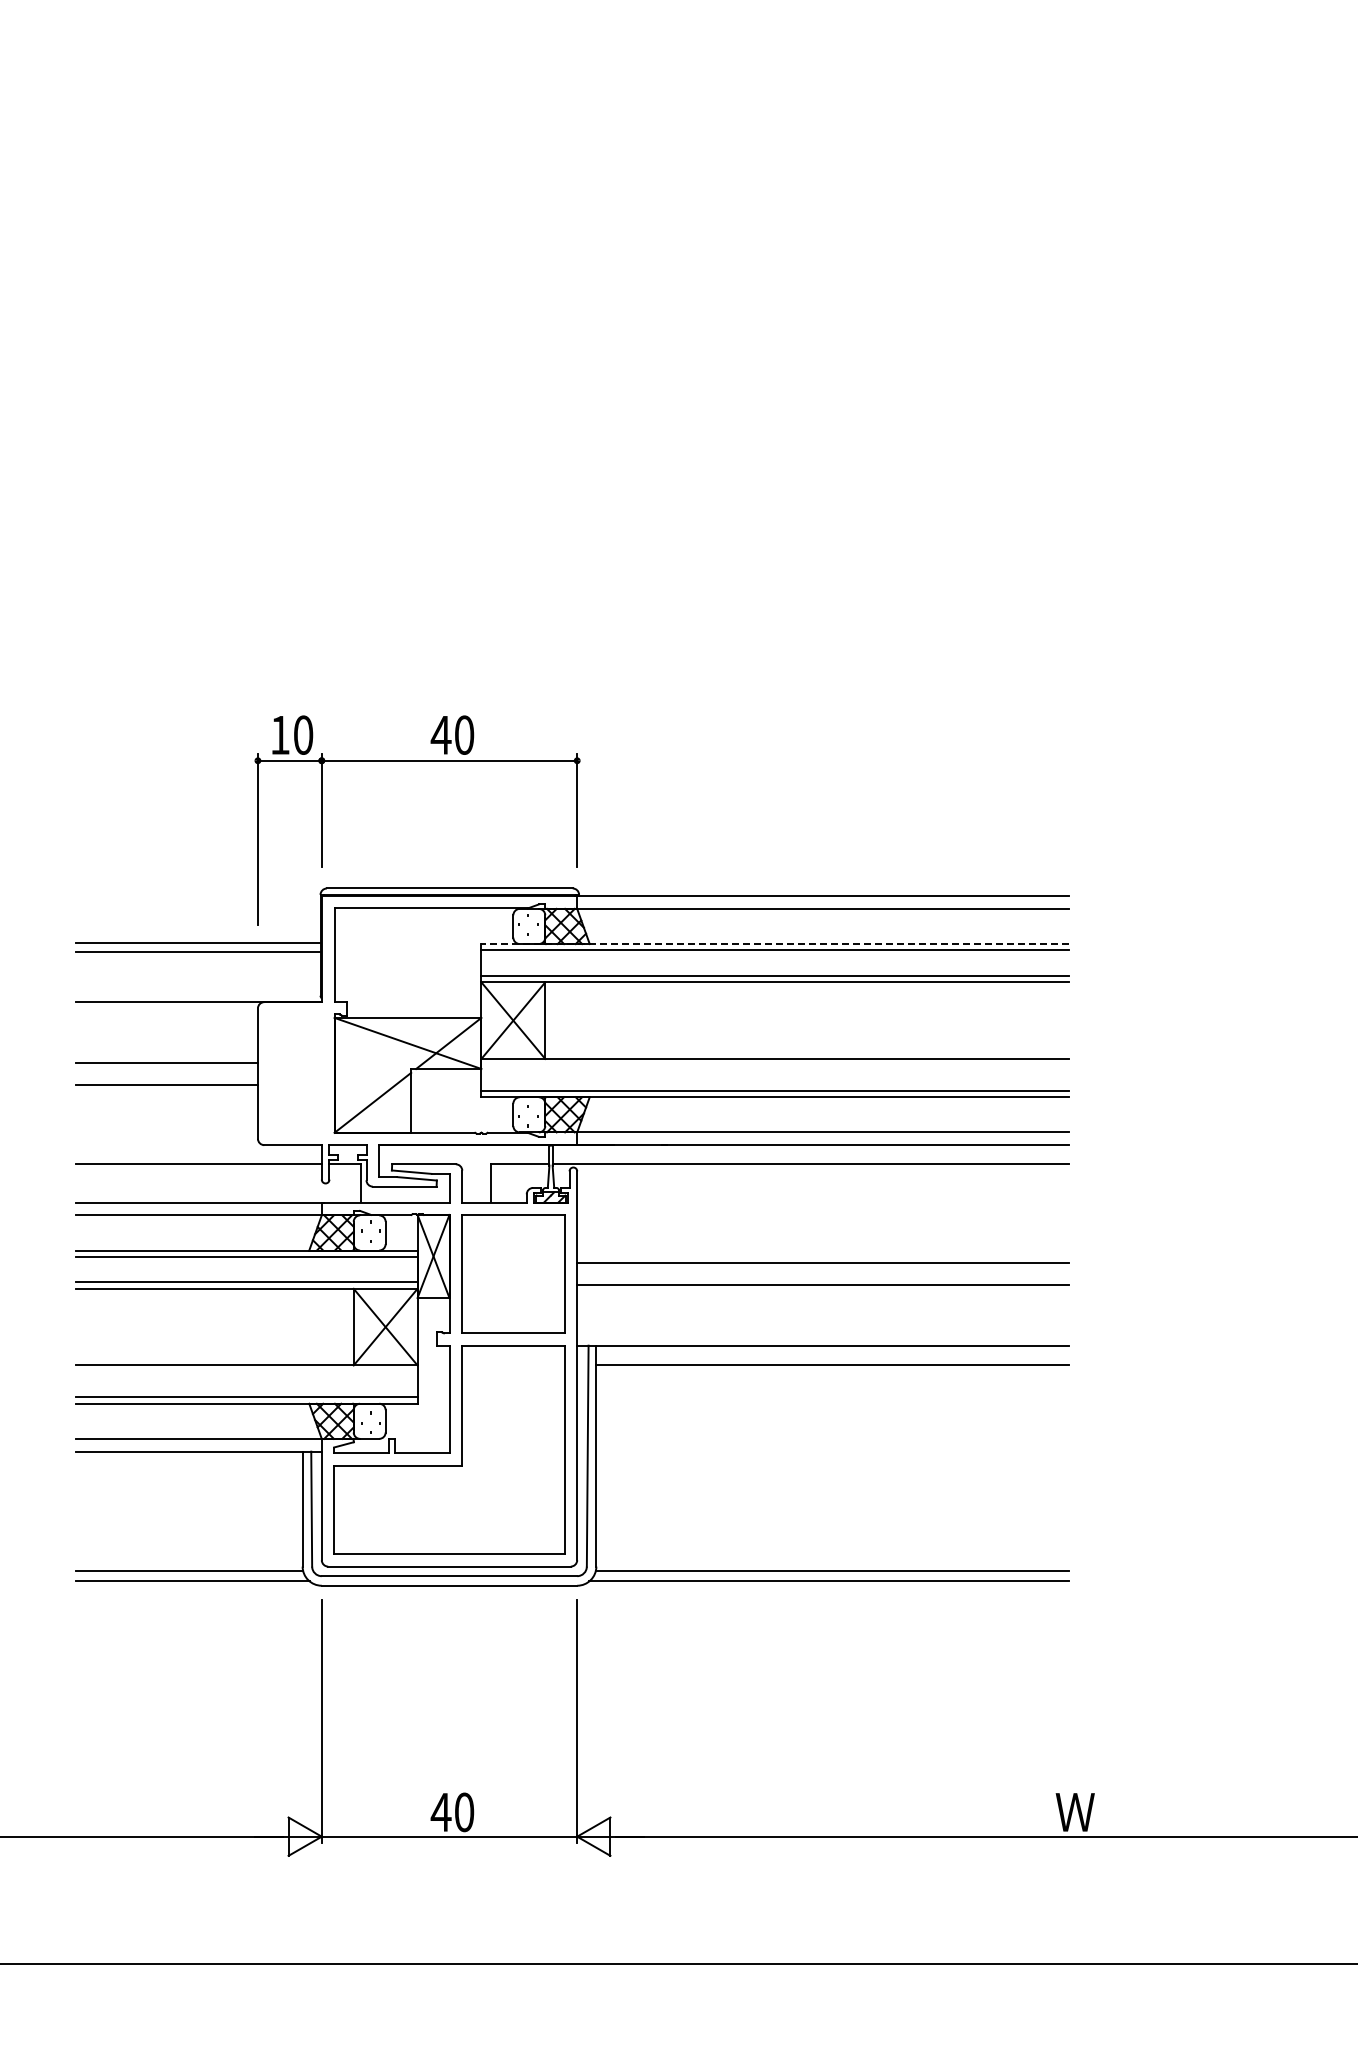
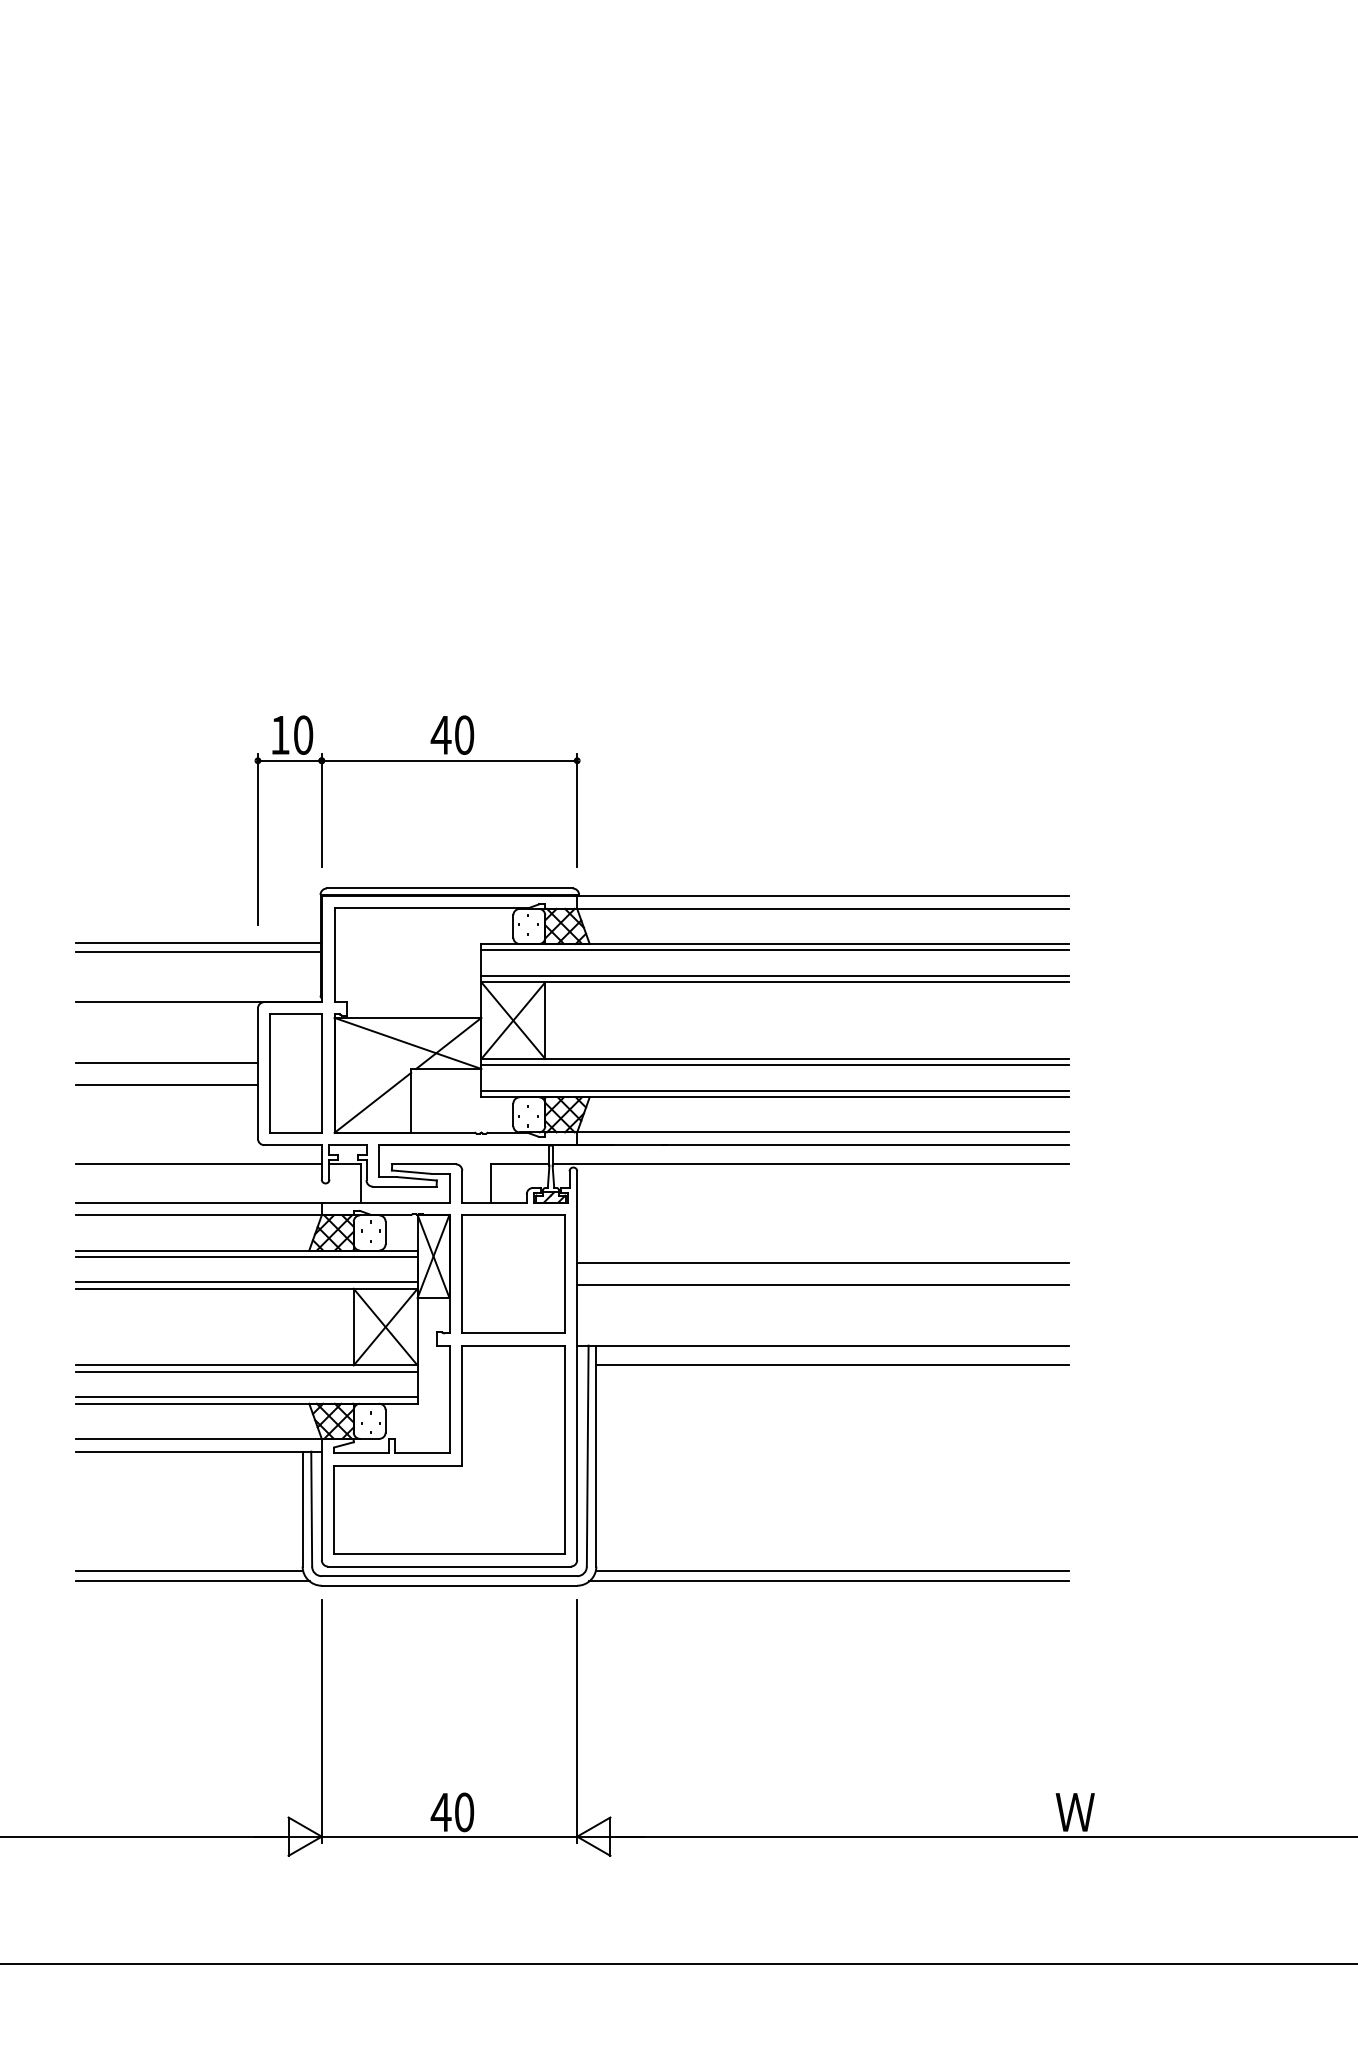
line: dashed -> solid (775, 944)
line: none -> present (774, 1065)
part: none -> present (295, 1073)
line: none -> present (246, 1371)
